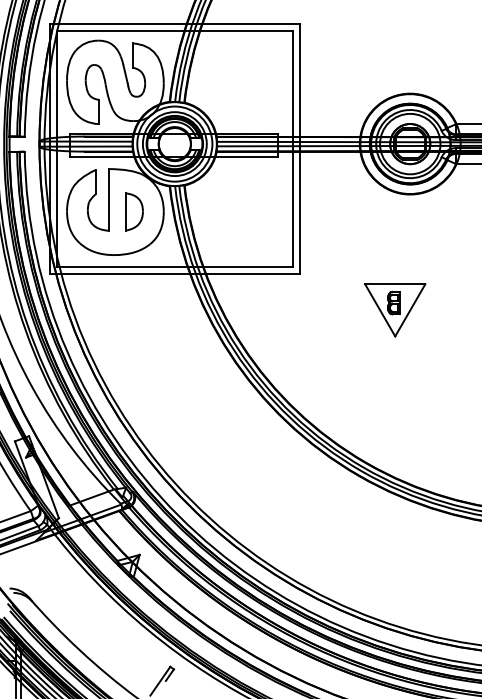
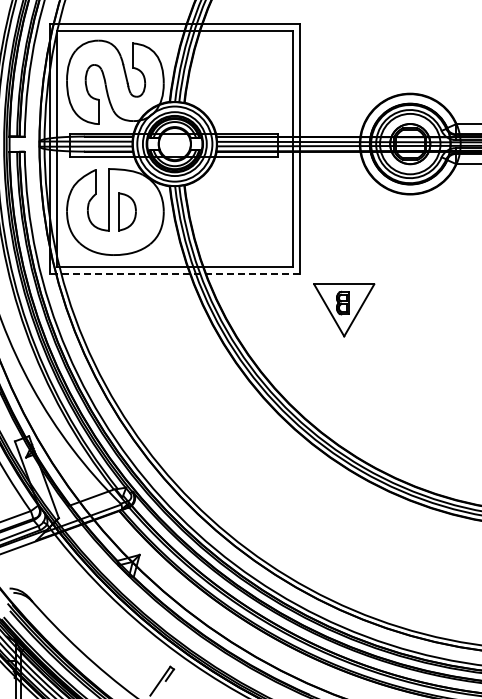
part position: (134, 211) -> (127, 211) (127, 211)
line: solid -> dashed (174, 274)
part position: (395, 310) -> (344, 310) (344, 310)
